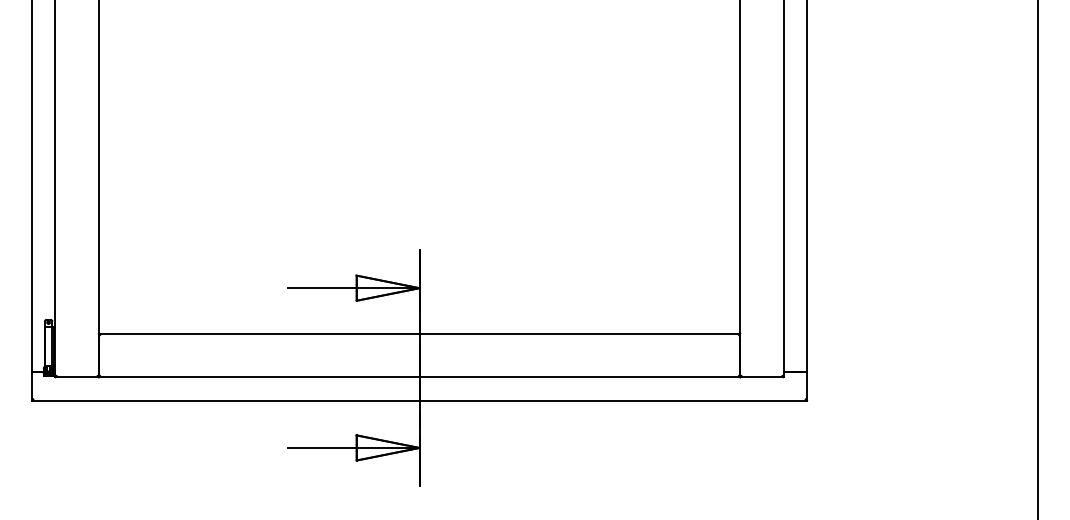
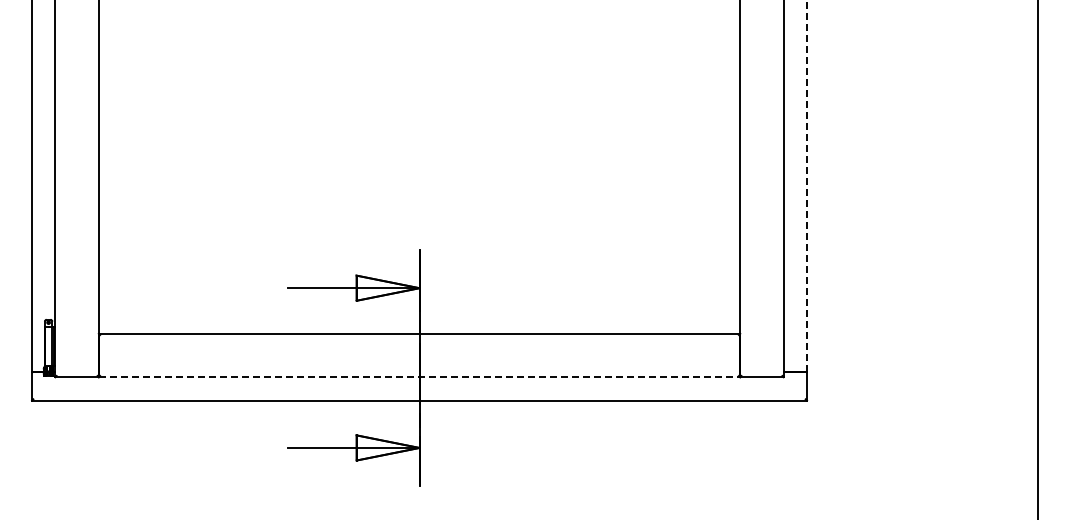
line: solid -> dashed (806, 186)
line: solid -> dashed (419, 377)
